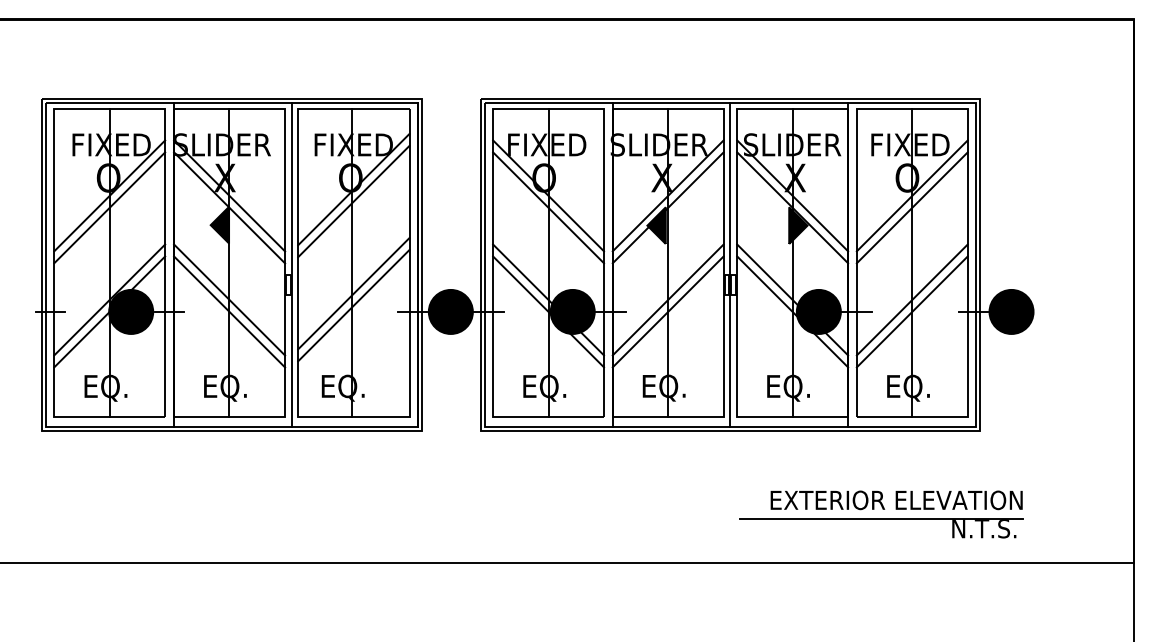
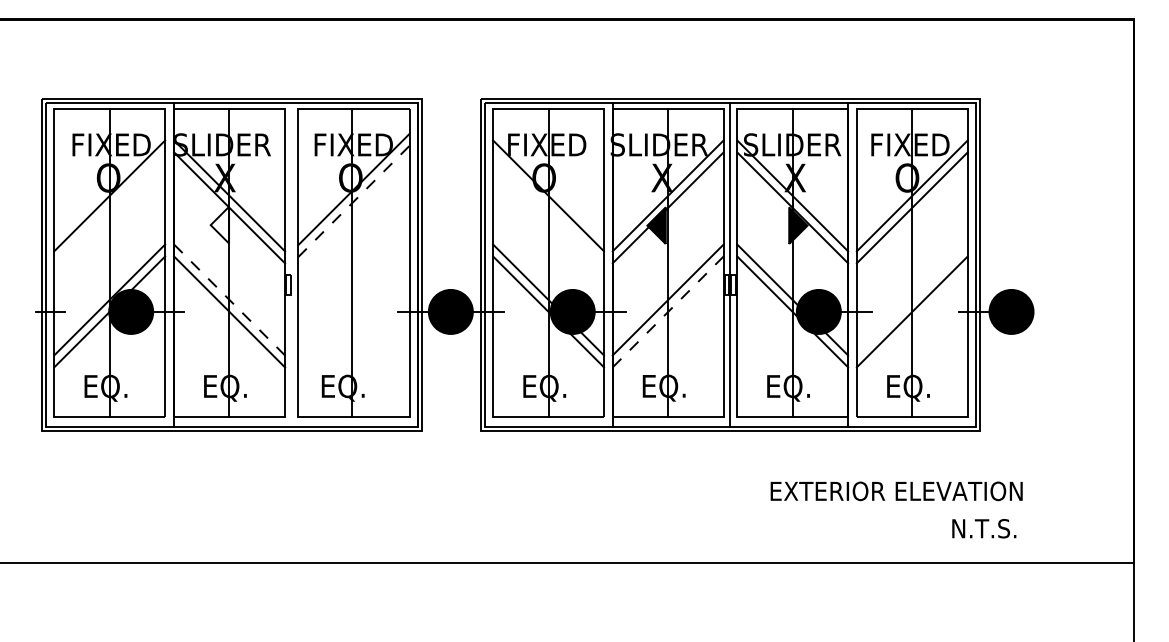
line: solid -> dashed (353, 201)
line: present -> none (109, 207)
line: present -> none (548, 207)
fill: present -> none (219, 224)
line: present -> none (291, 264)
line: present -> none (353, 293)
line: present -> none (911, 299)
line: solid -> dashed (229, 300)
line: present -> none (353, 305)
line: solid -> dashed (668, 311)
text position: (896, 500) -> (896, 491) (896, 491)
line: present -> none (880, 518)
